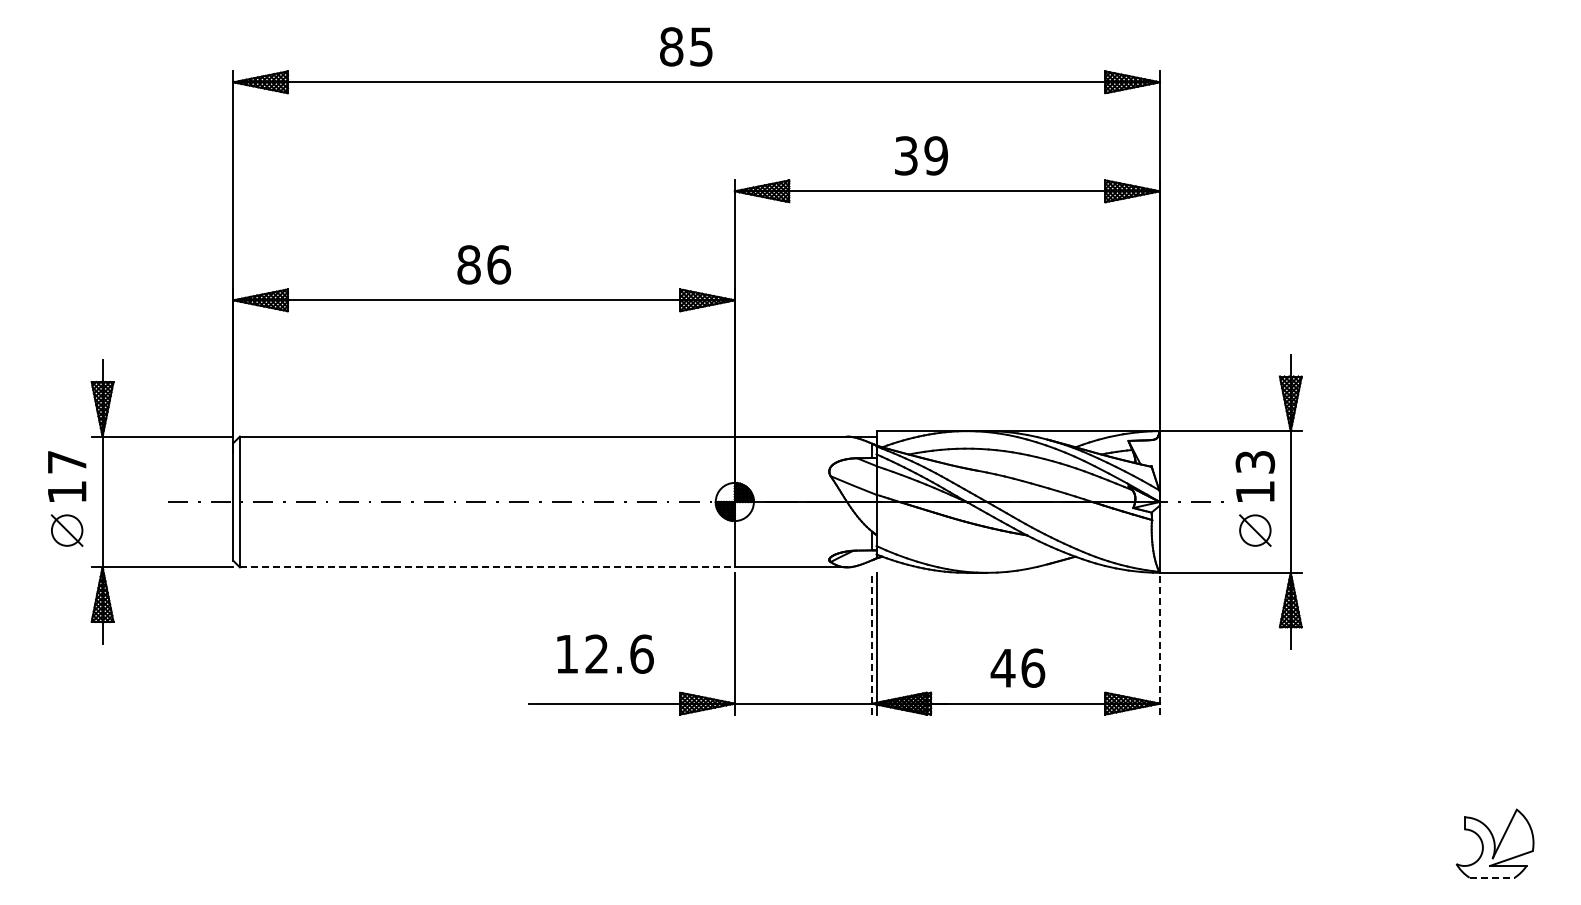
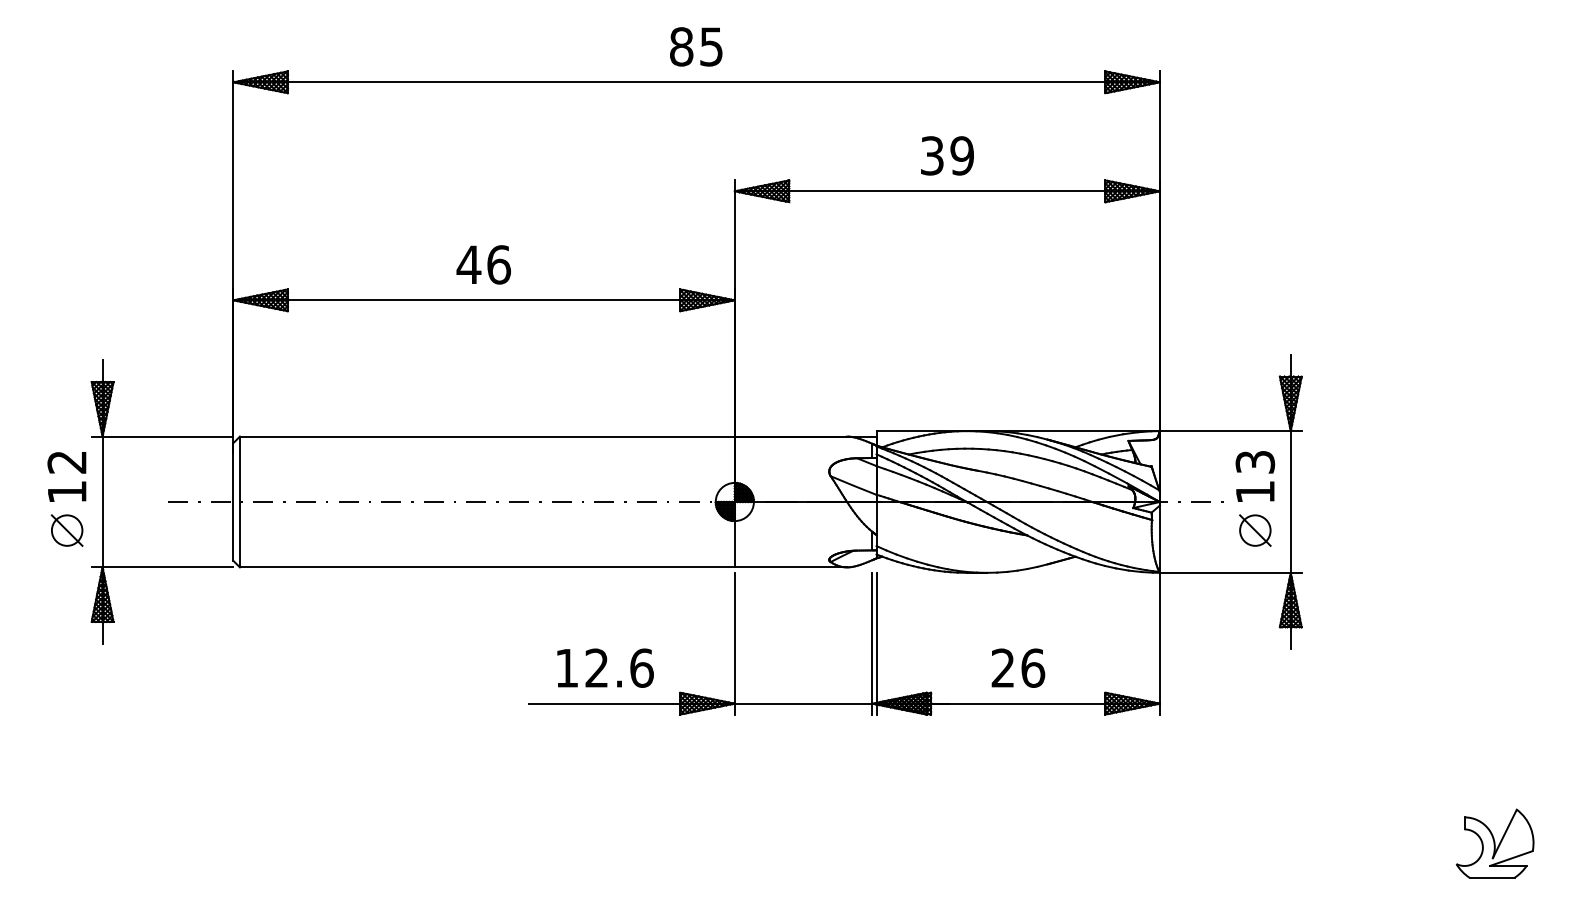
text position: (686, 46) -> (696, 46) (696, 46)
text position: (921, 155) -> (947, 155) (947, 155)
text: 86 -> 46 (468, 264)
text: 17 -> 12 (66, 462)
line: dashed -> solid (487, 567)
line: dashed -> solid (872, 643)
line: dashed -> solid (1159, 643)
text position: (605, 653) -> (605, 667) (605, 667)
text: 46 -> 26 (1002, 667)
line: dashed -> solid (1492, 877)
